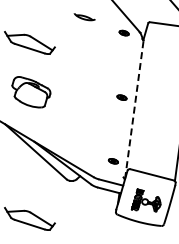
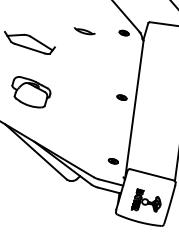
part position: (84, 17) -> (84, 31) (84, 31)
line: dashed -> solid (134, 110)
part: present -> none (29, 218)
